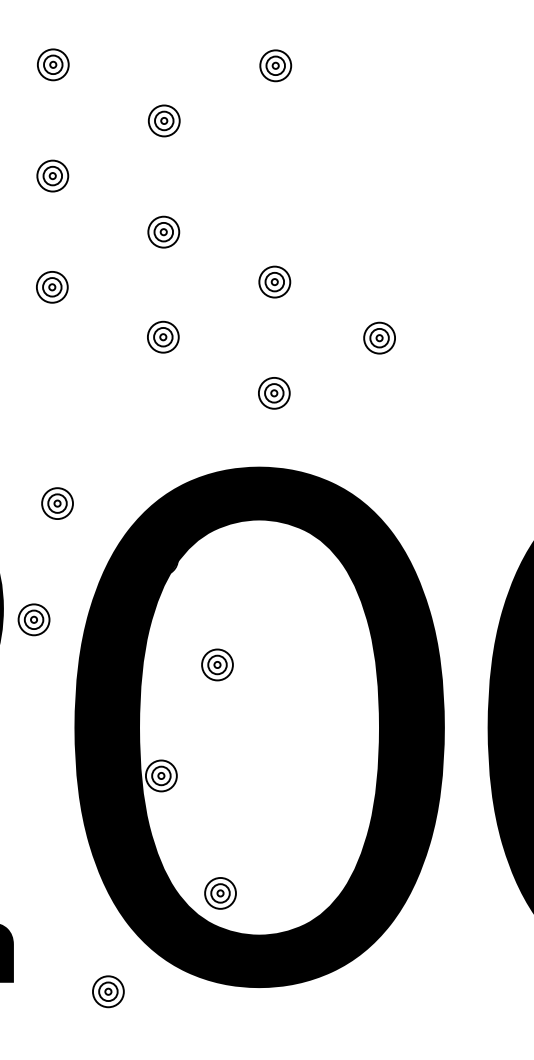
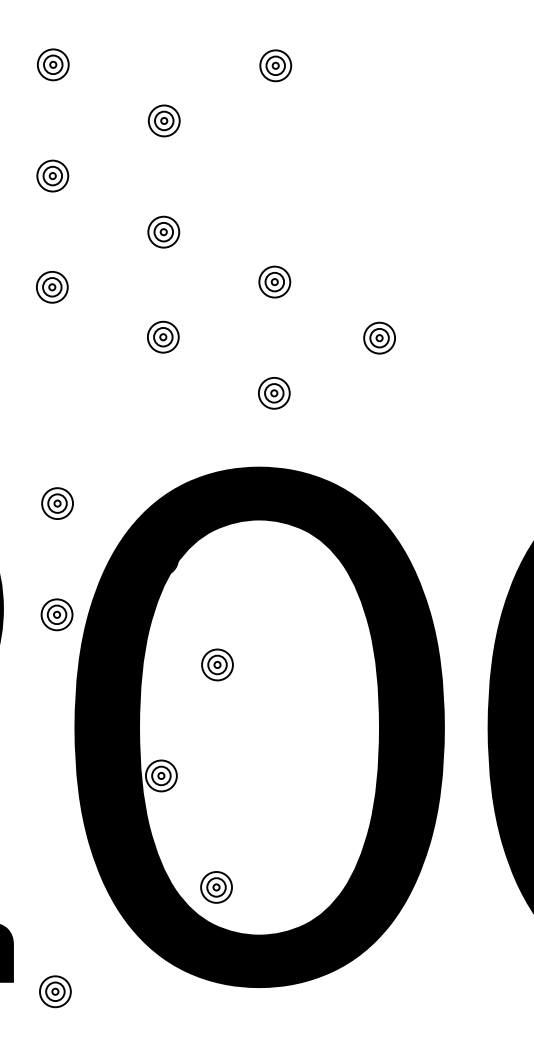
part position: (33, 619) -> (56, 614) (56, 614)
part position: (220, 893) -> (216, 887) (216, 887)
part position: (108, 991) -> (55, 991) (55, 991)
